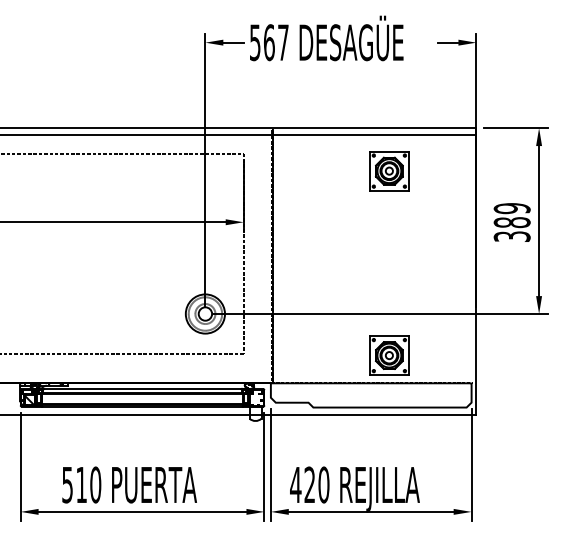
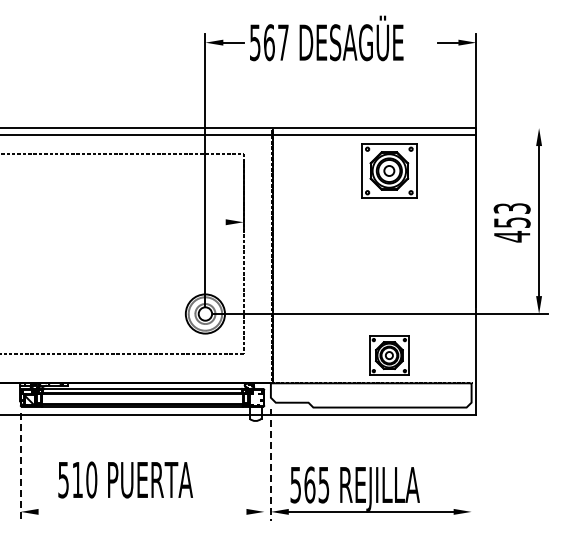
line: present -> none (515, 128)
part size: 41x41 px -> 57x56 px (389, 170)
line: present -> none (113, 222)
text: 389 -> 453 (511, 222)
line: present -> none (471, 464)
line: solid -> dashed (270, 465)
line: present -> none (264, 466)
line: solid -> dashed (20, 467)
text position: (129, 484) -> (125, 479) (125, 479)
text: 420 -> 565 (309, 484)
line: present -> none (142, 511)
